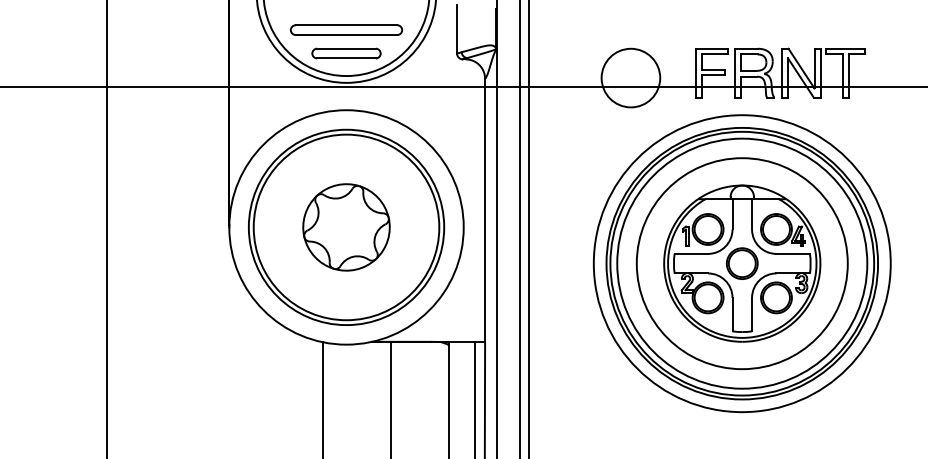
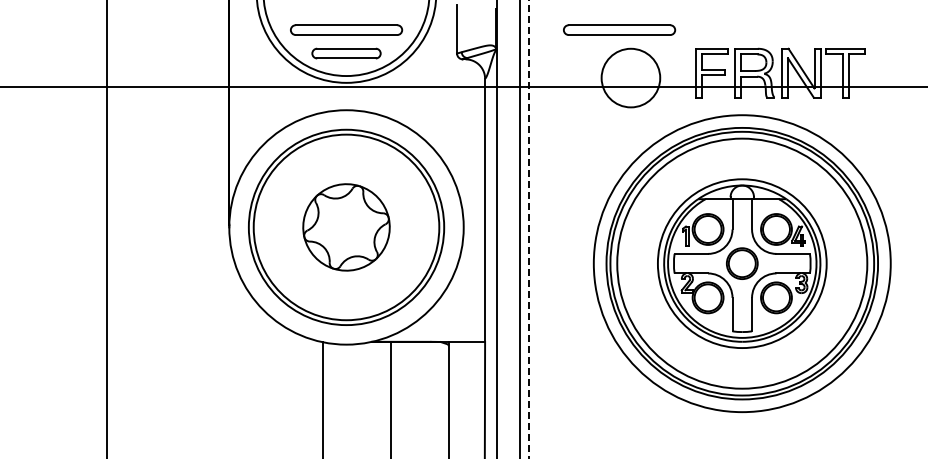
part: none -> present (619, 29)
line: solid -> dashed (529, 229)
circle diameter: 211 px -> 169 px (741, 263)
line: present -> none (474, 398)
